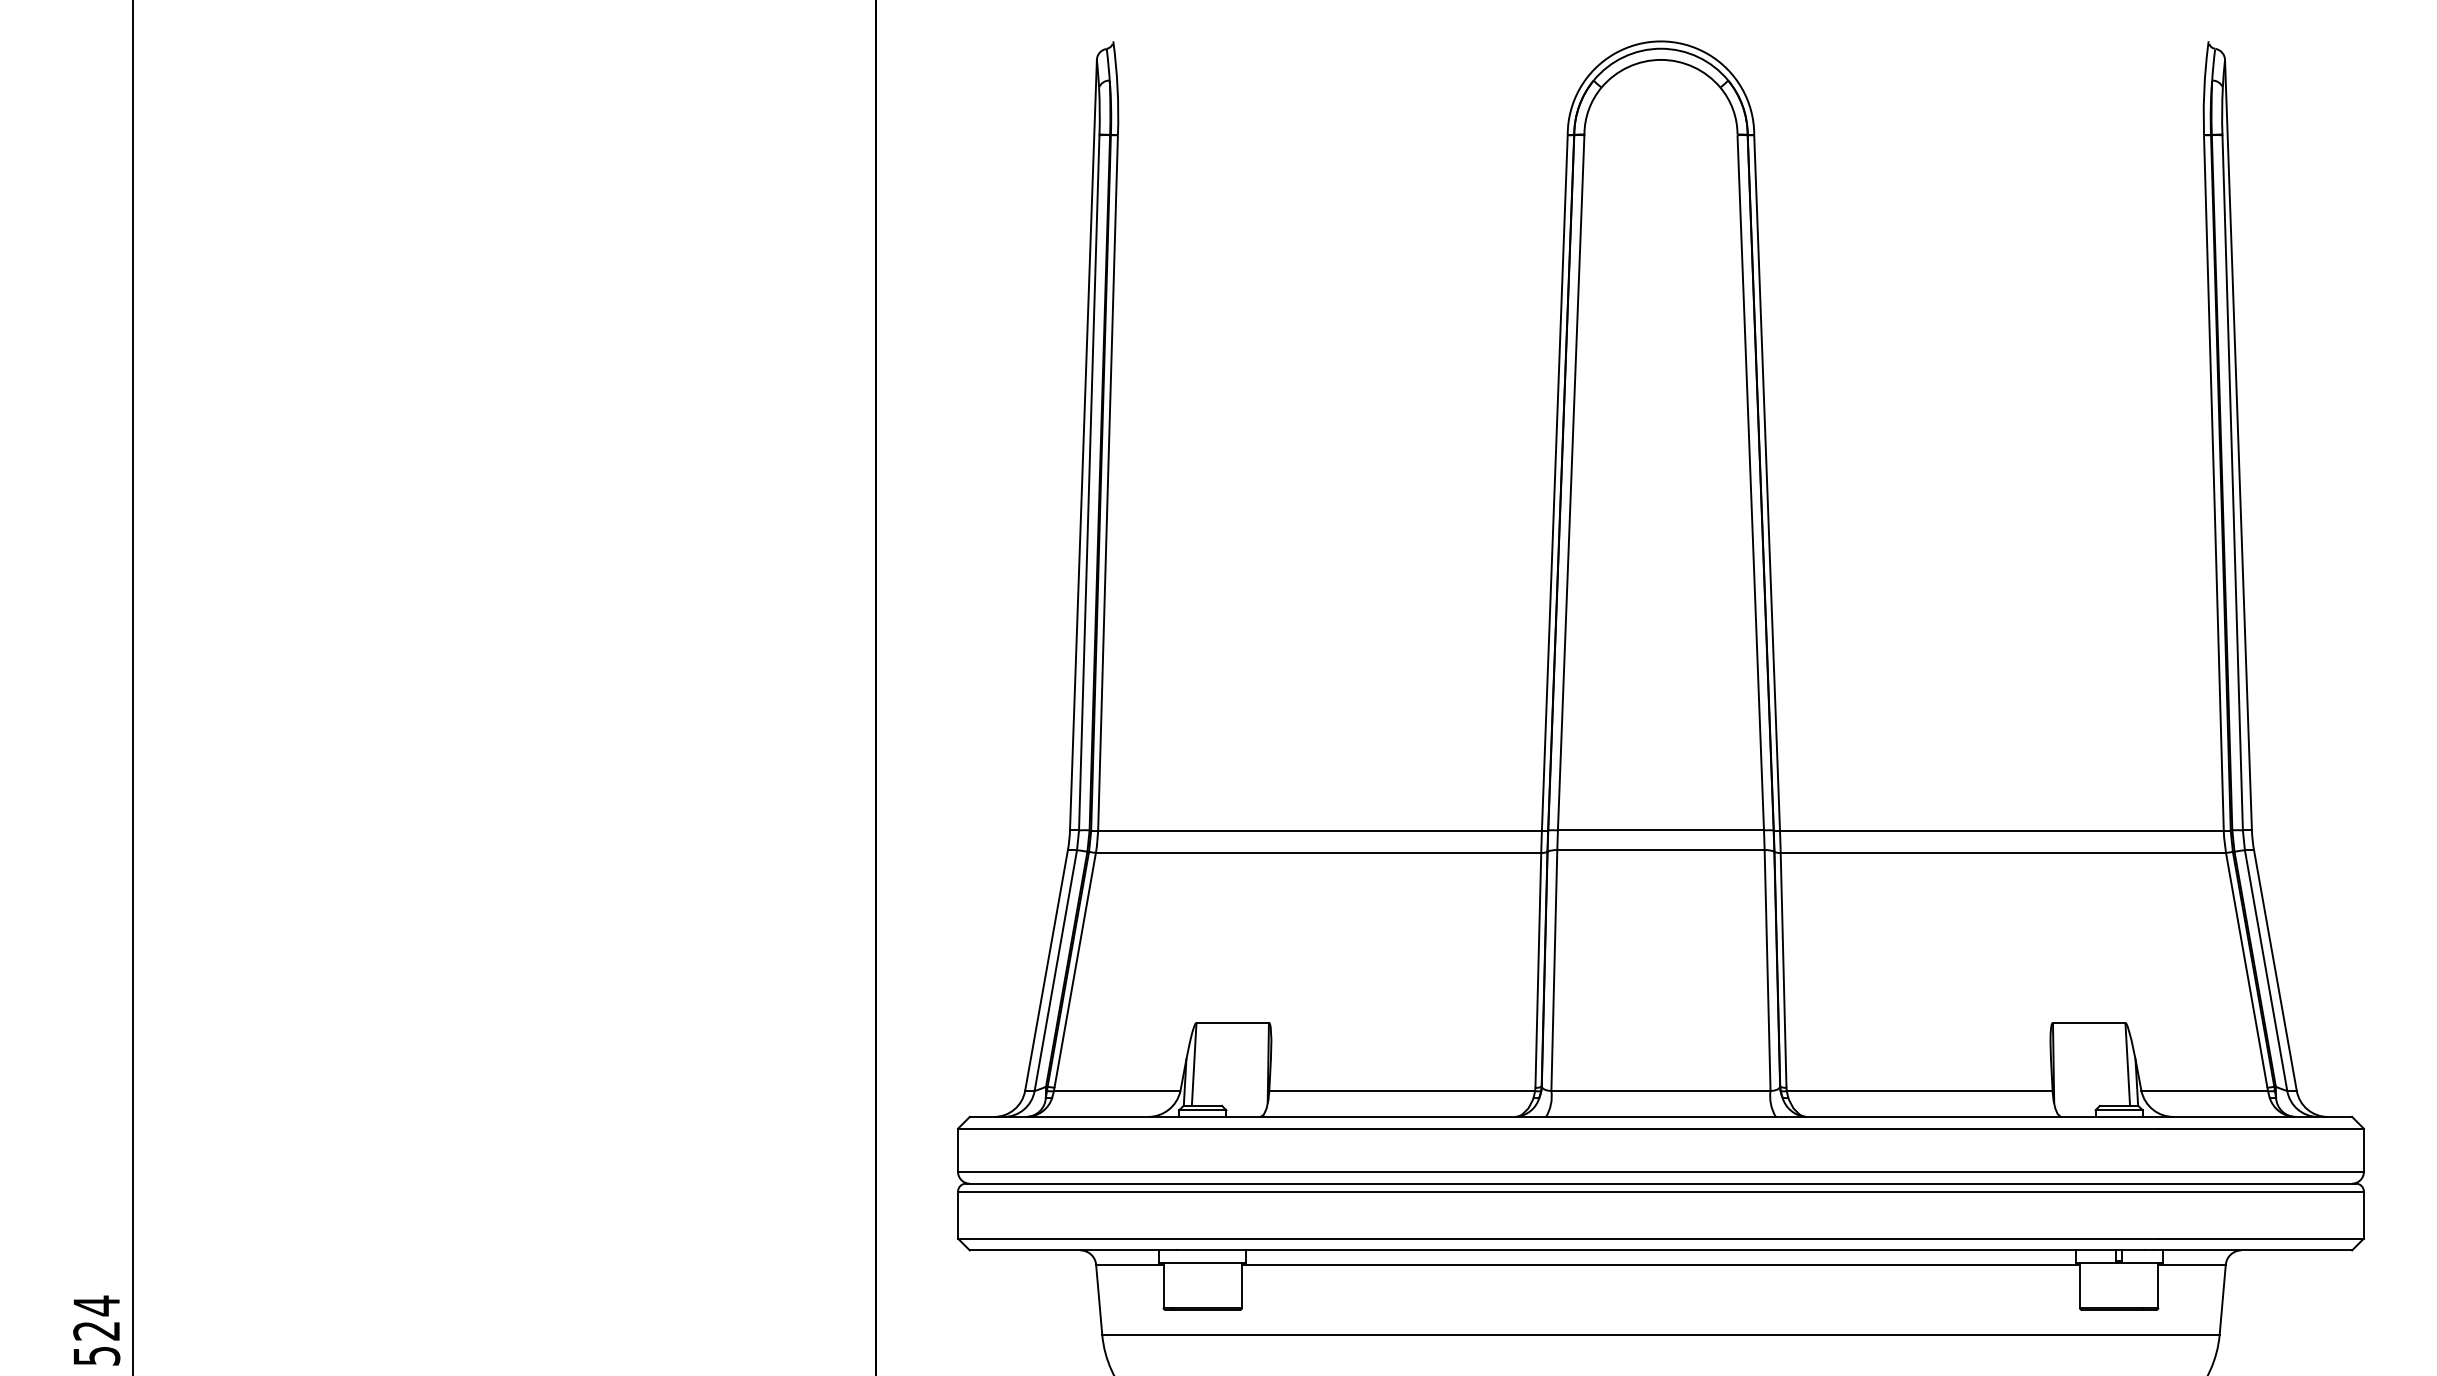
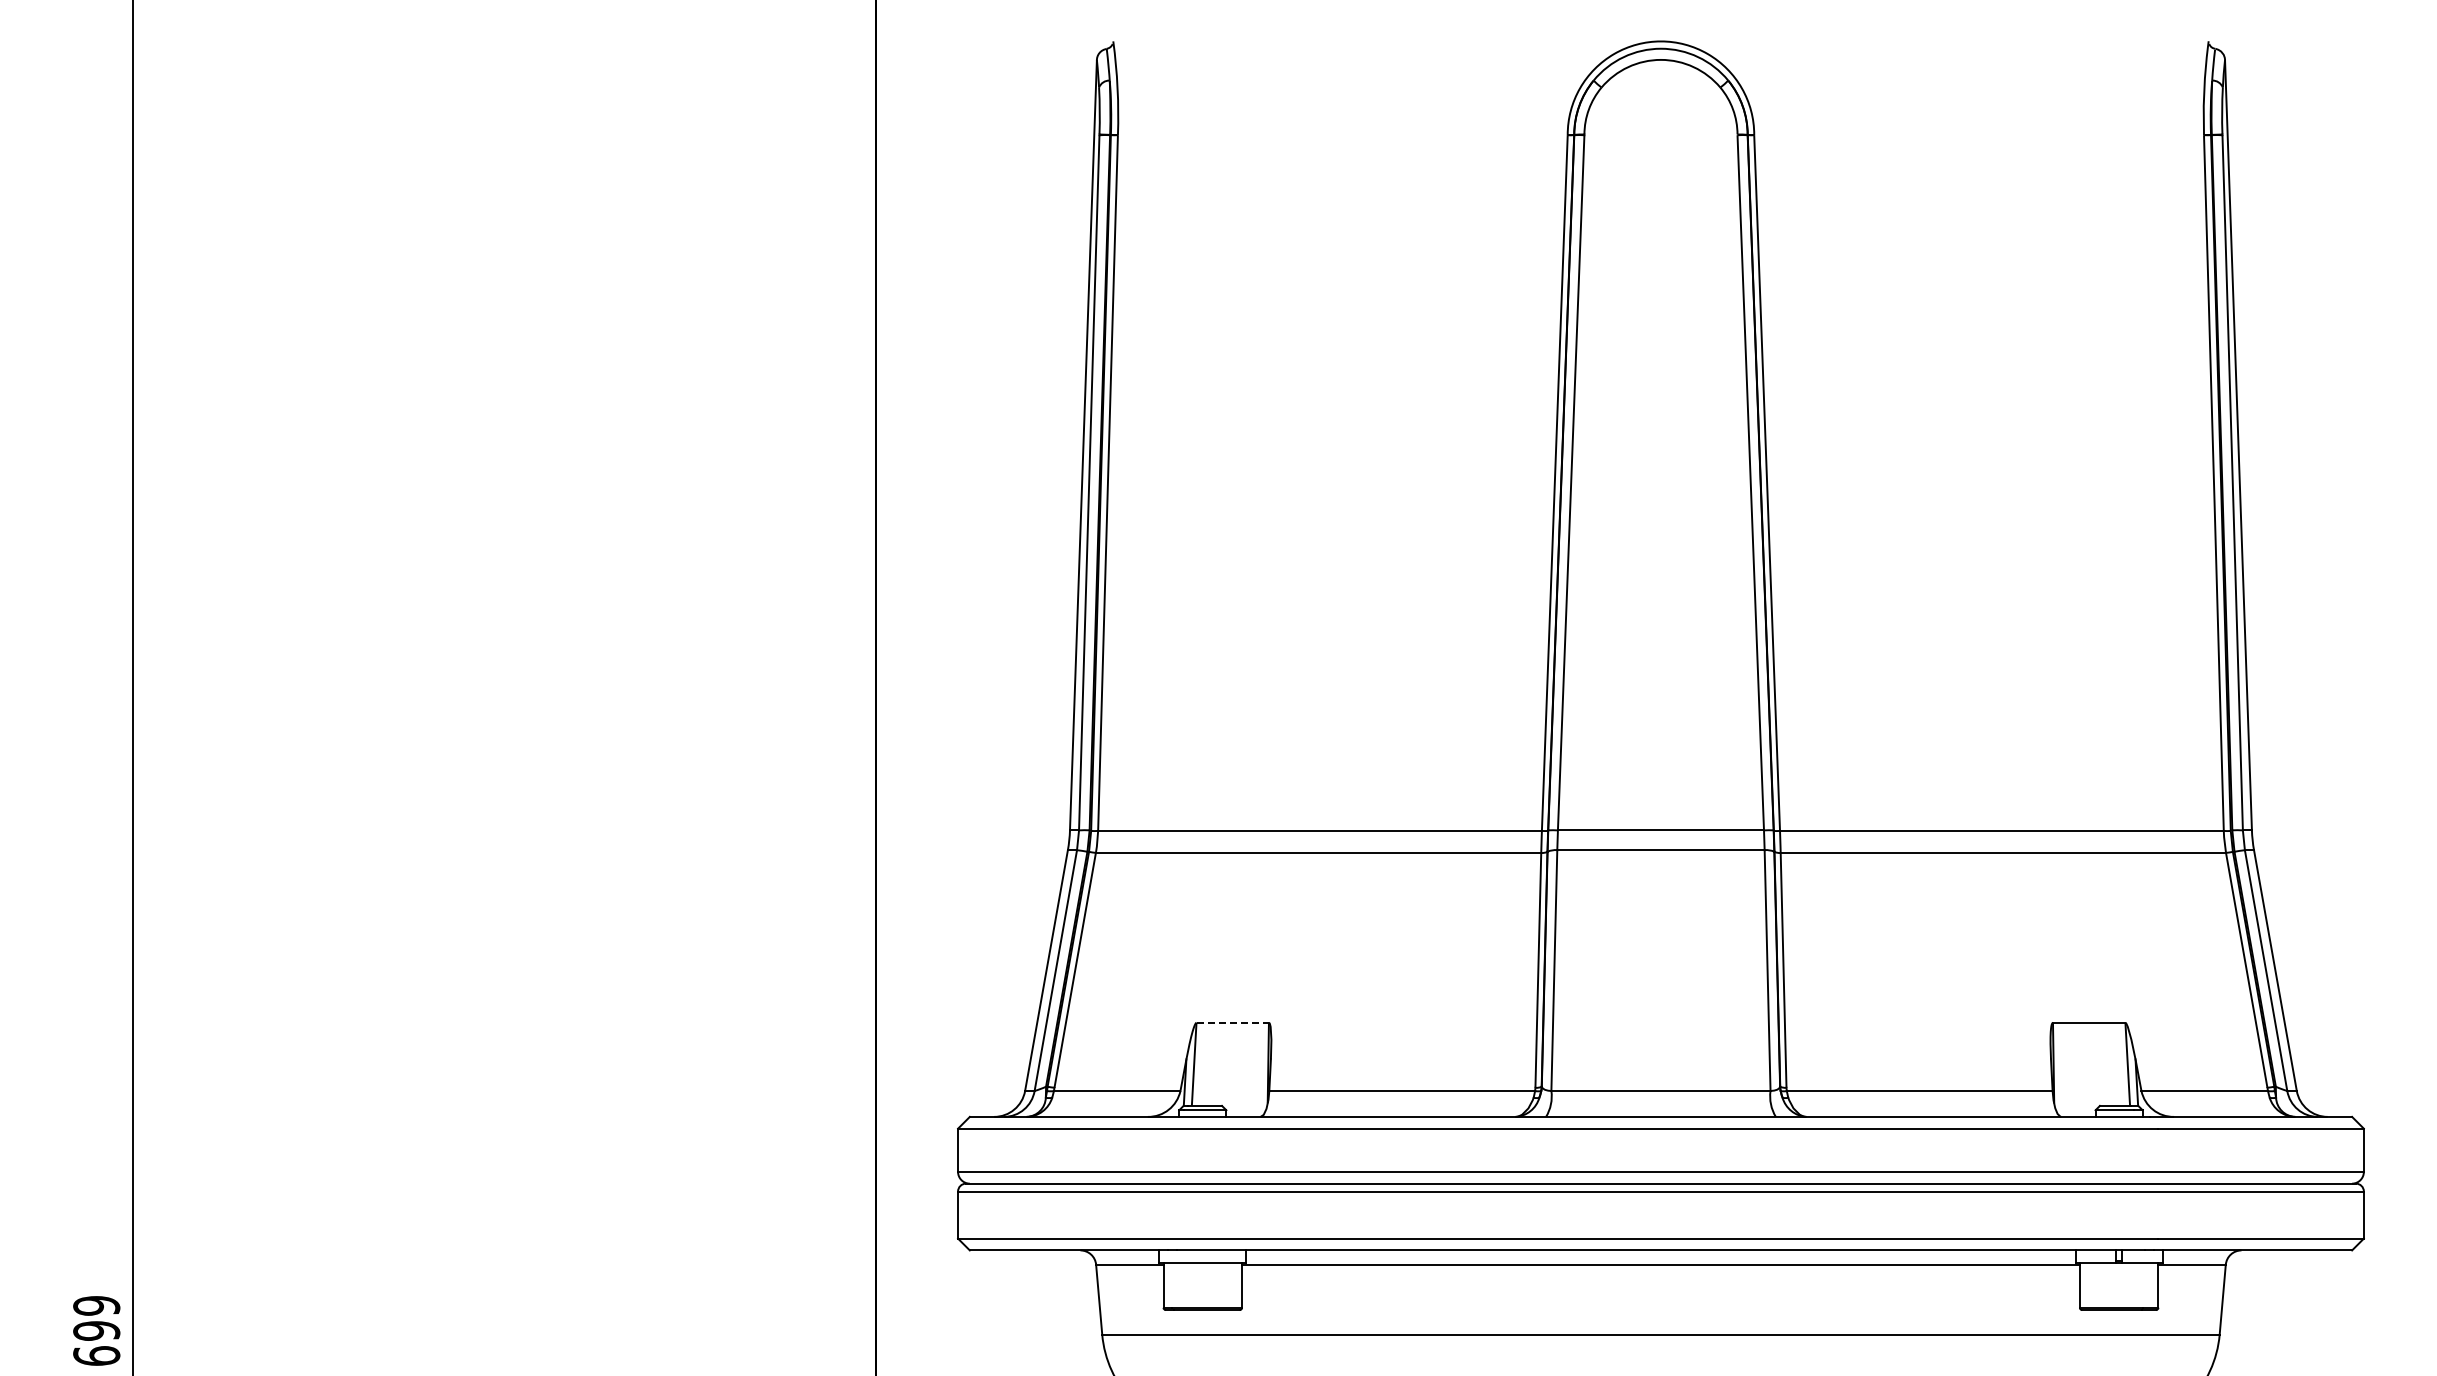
line: solid -> dashed (1233, 1022)
text: 524 -> 699 (96, 1330)
